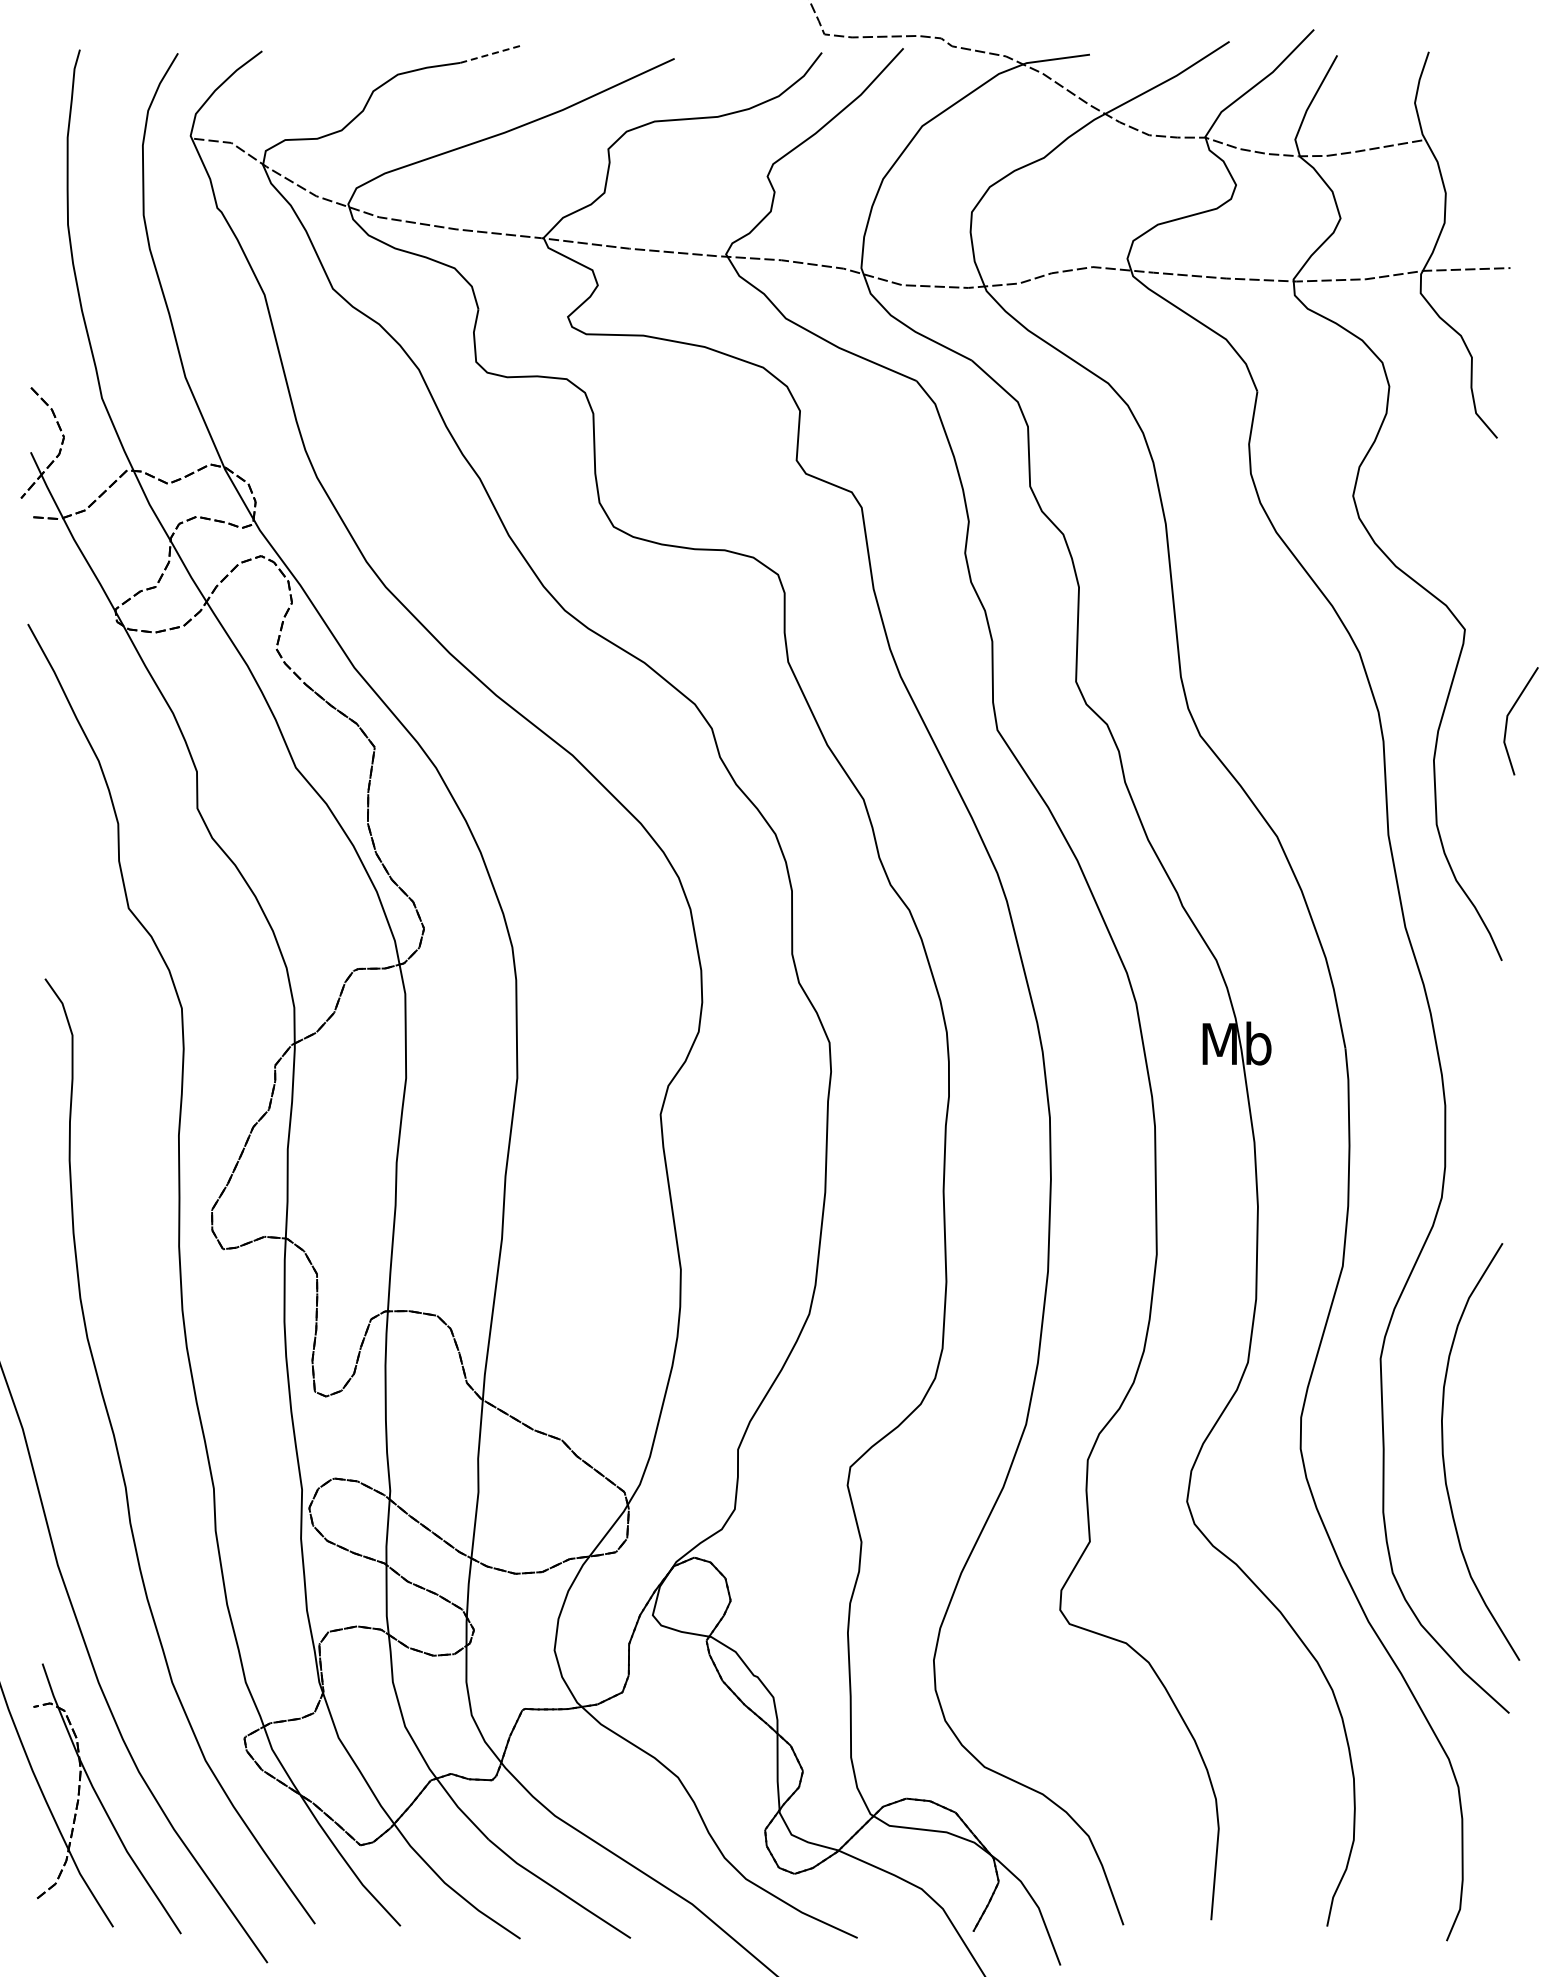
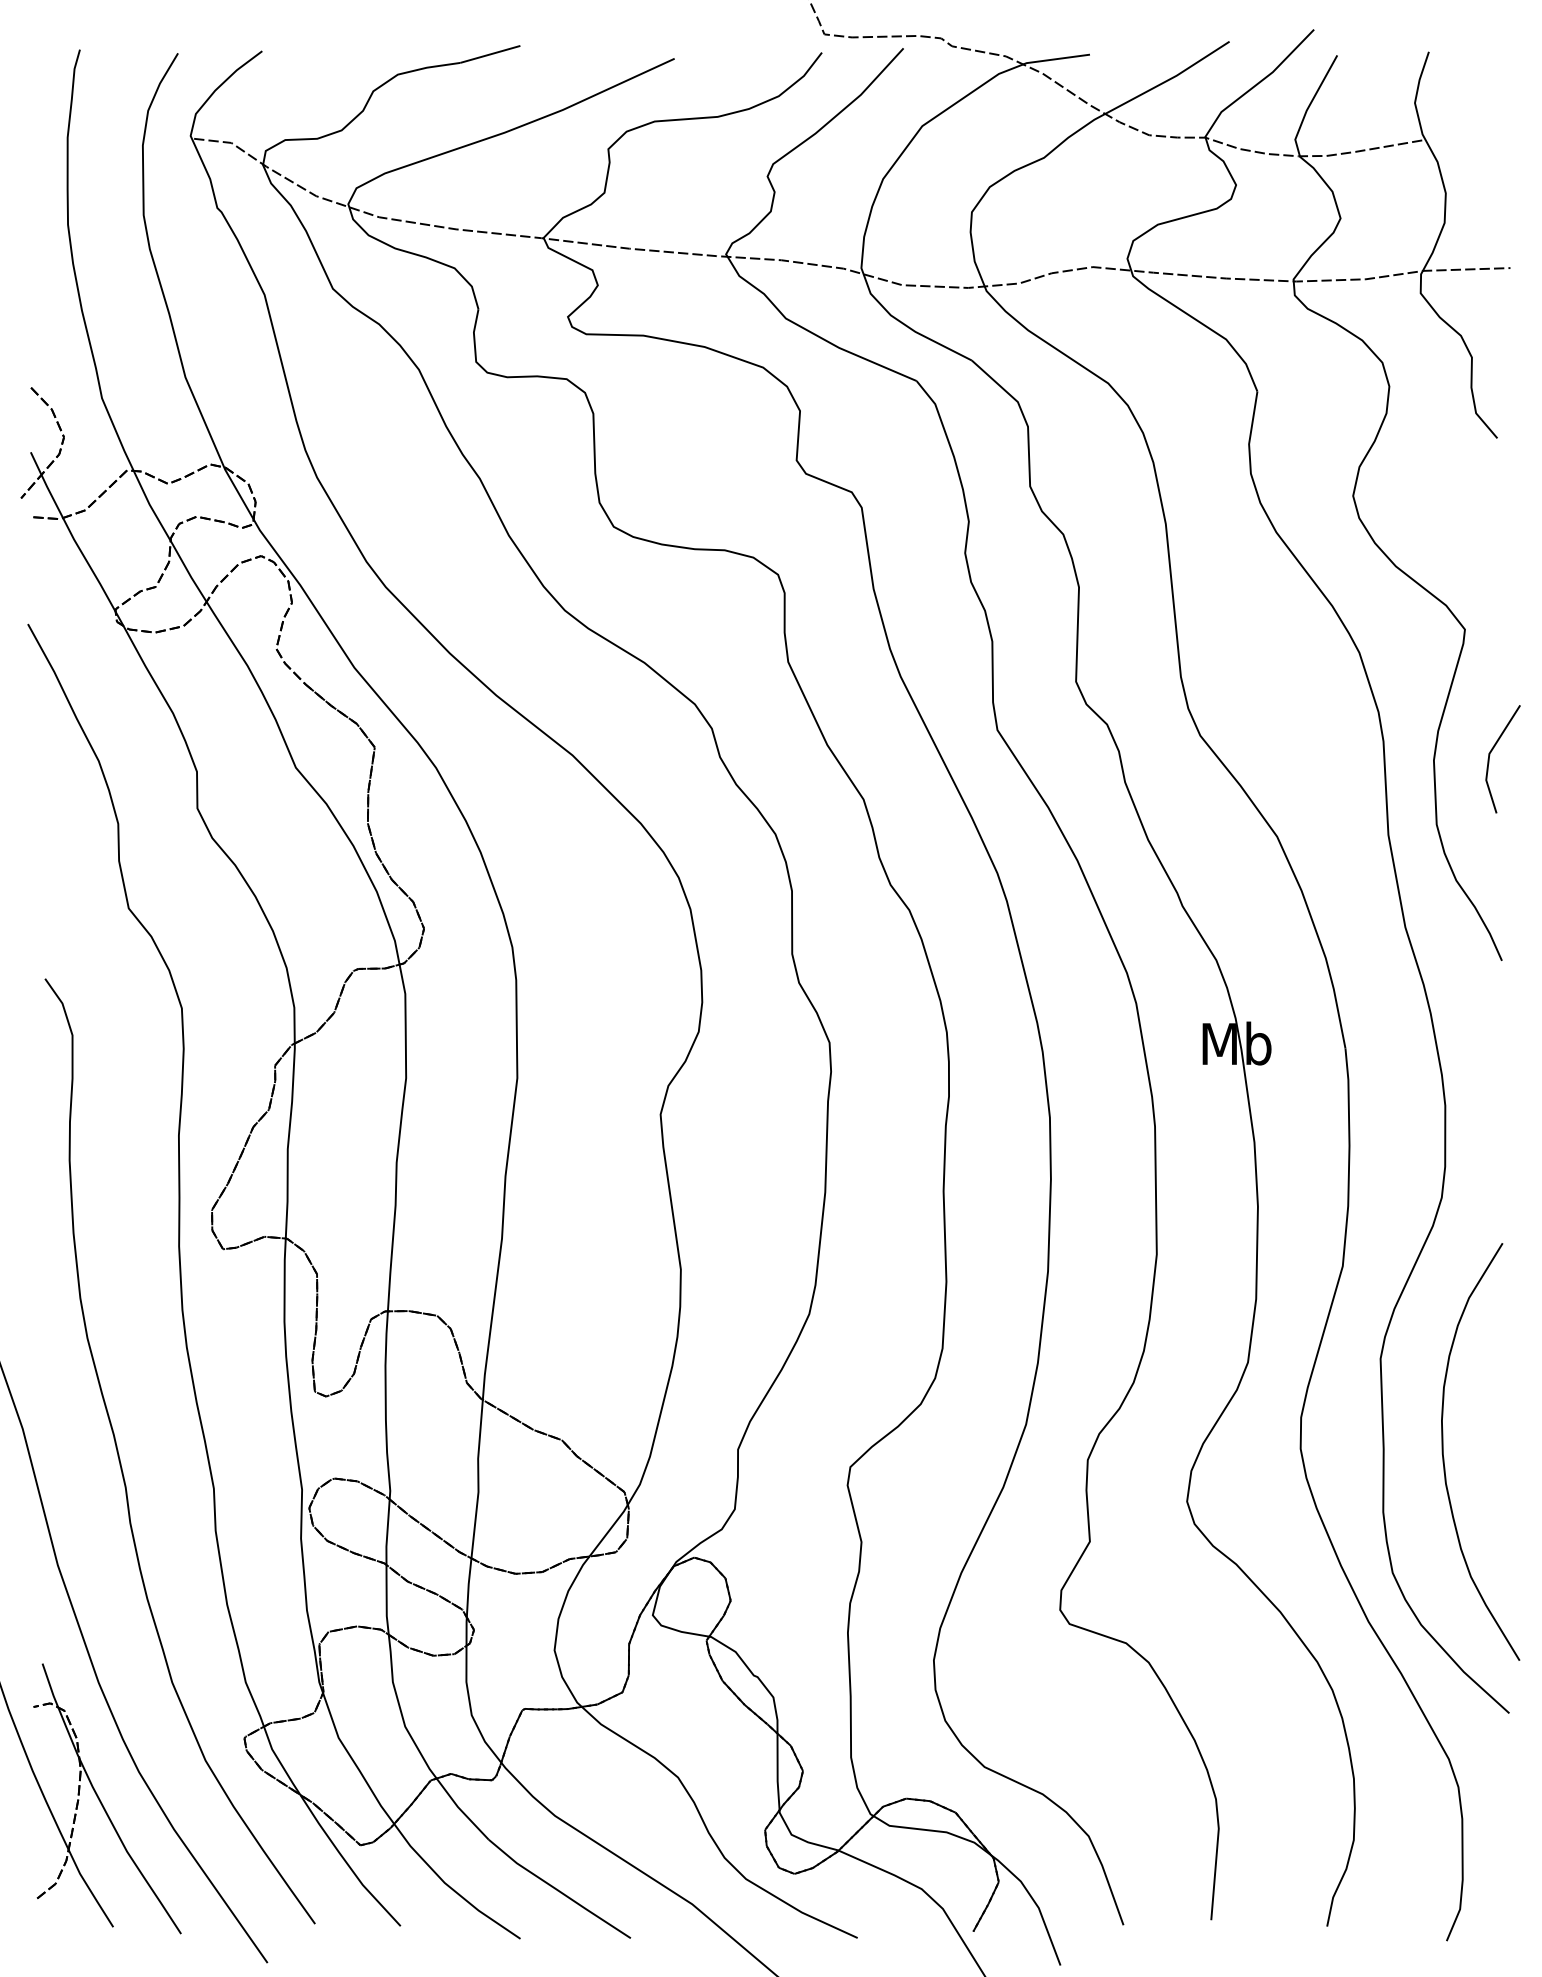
line: dashed -> solid (490, 54)
line position: (1508, 717) -> (1490, 755) (1490, 755)
